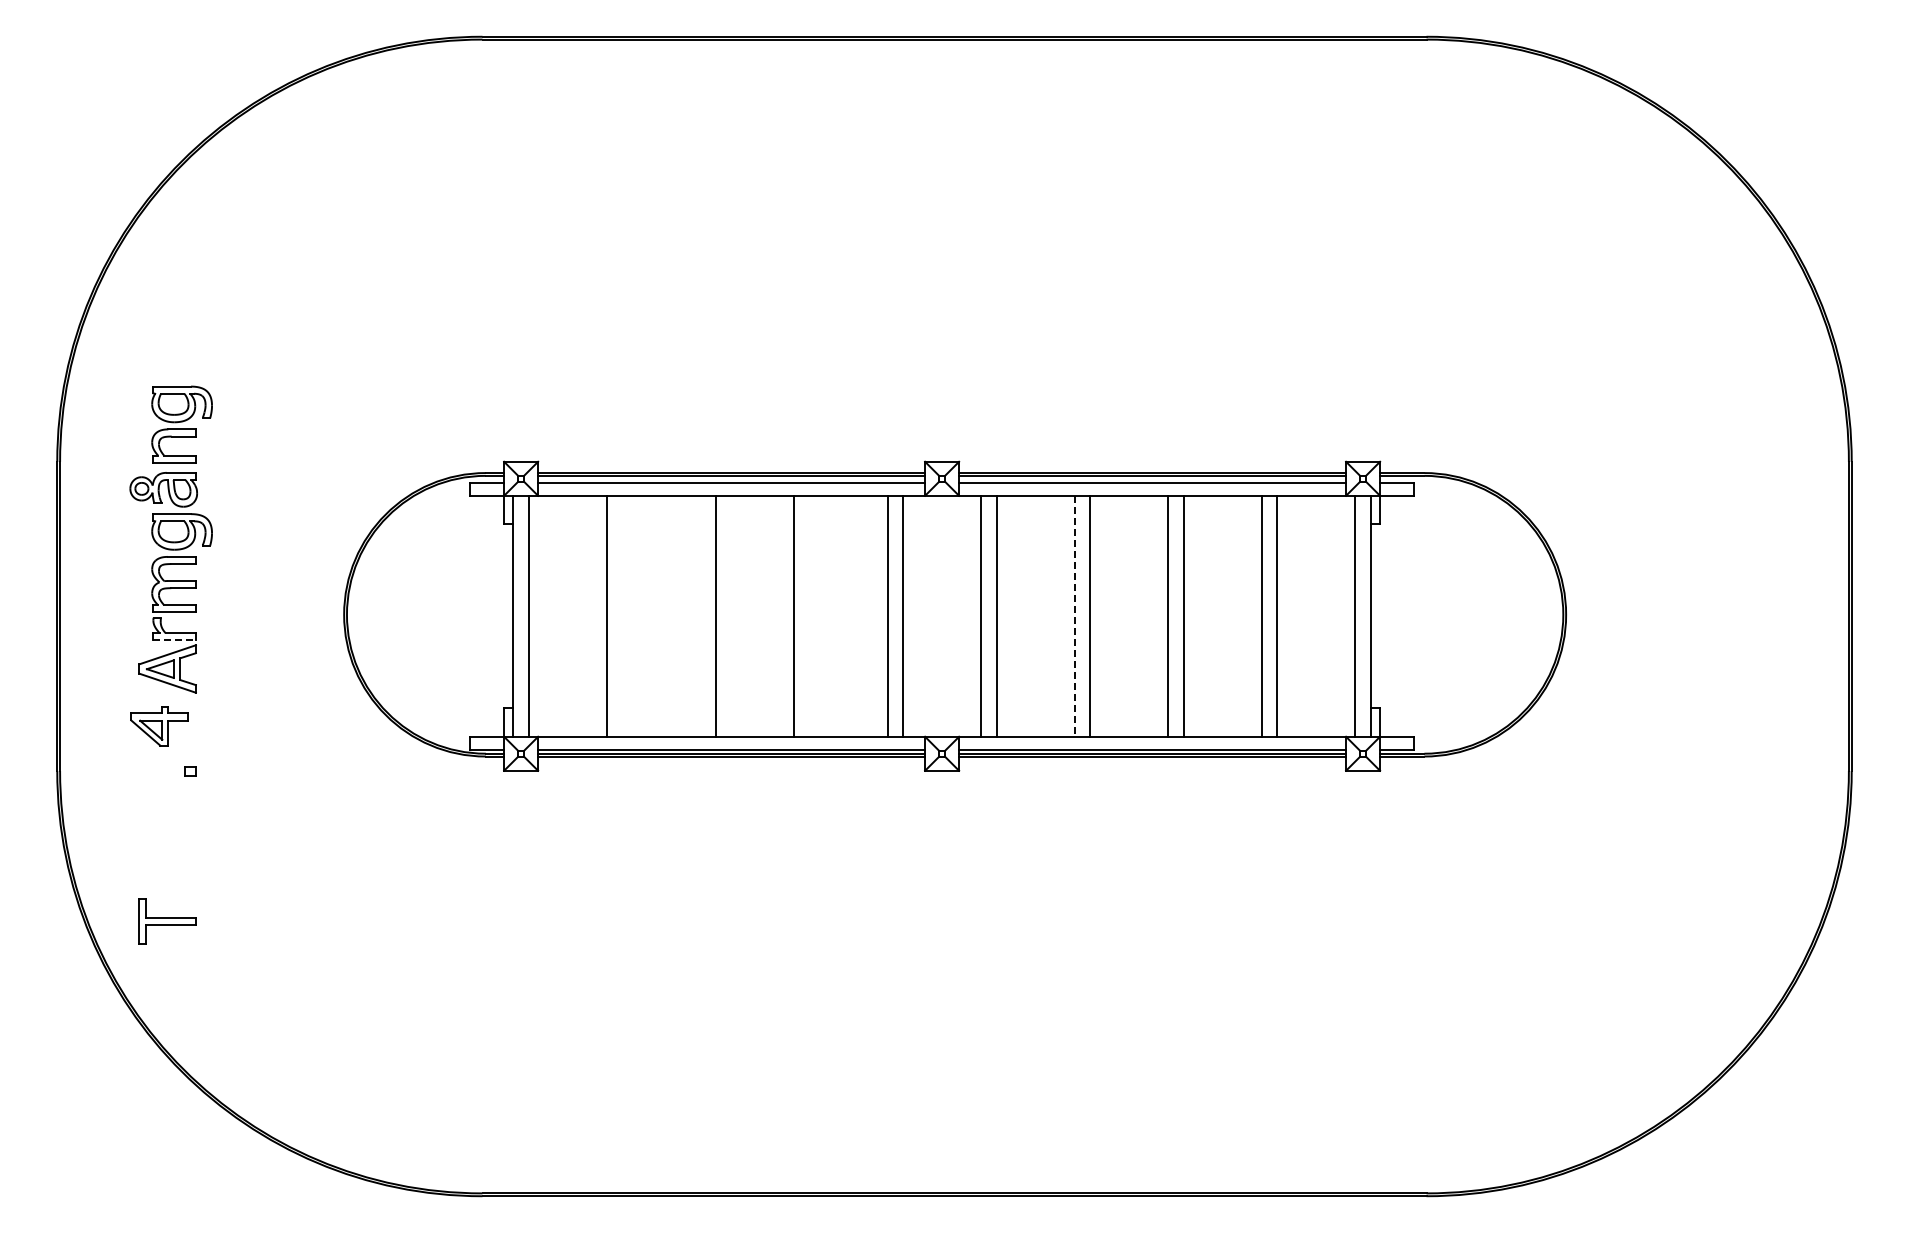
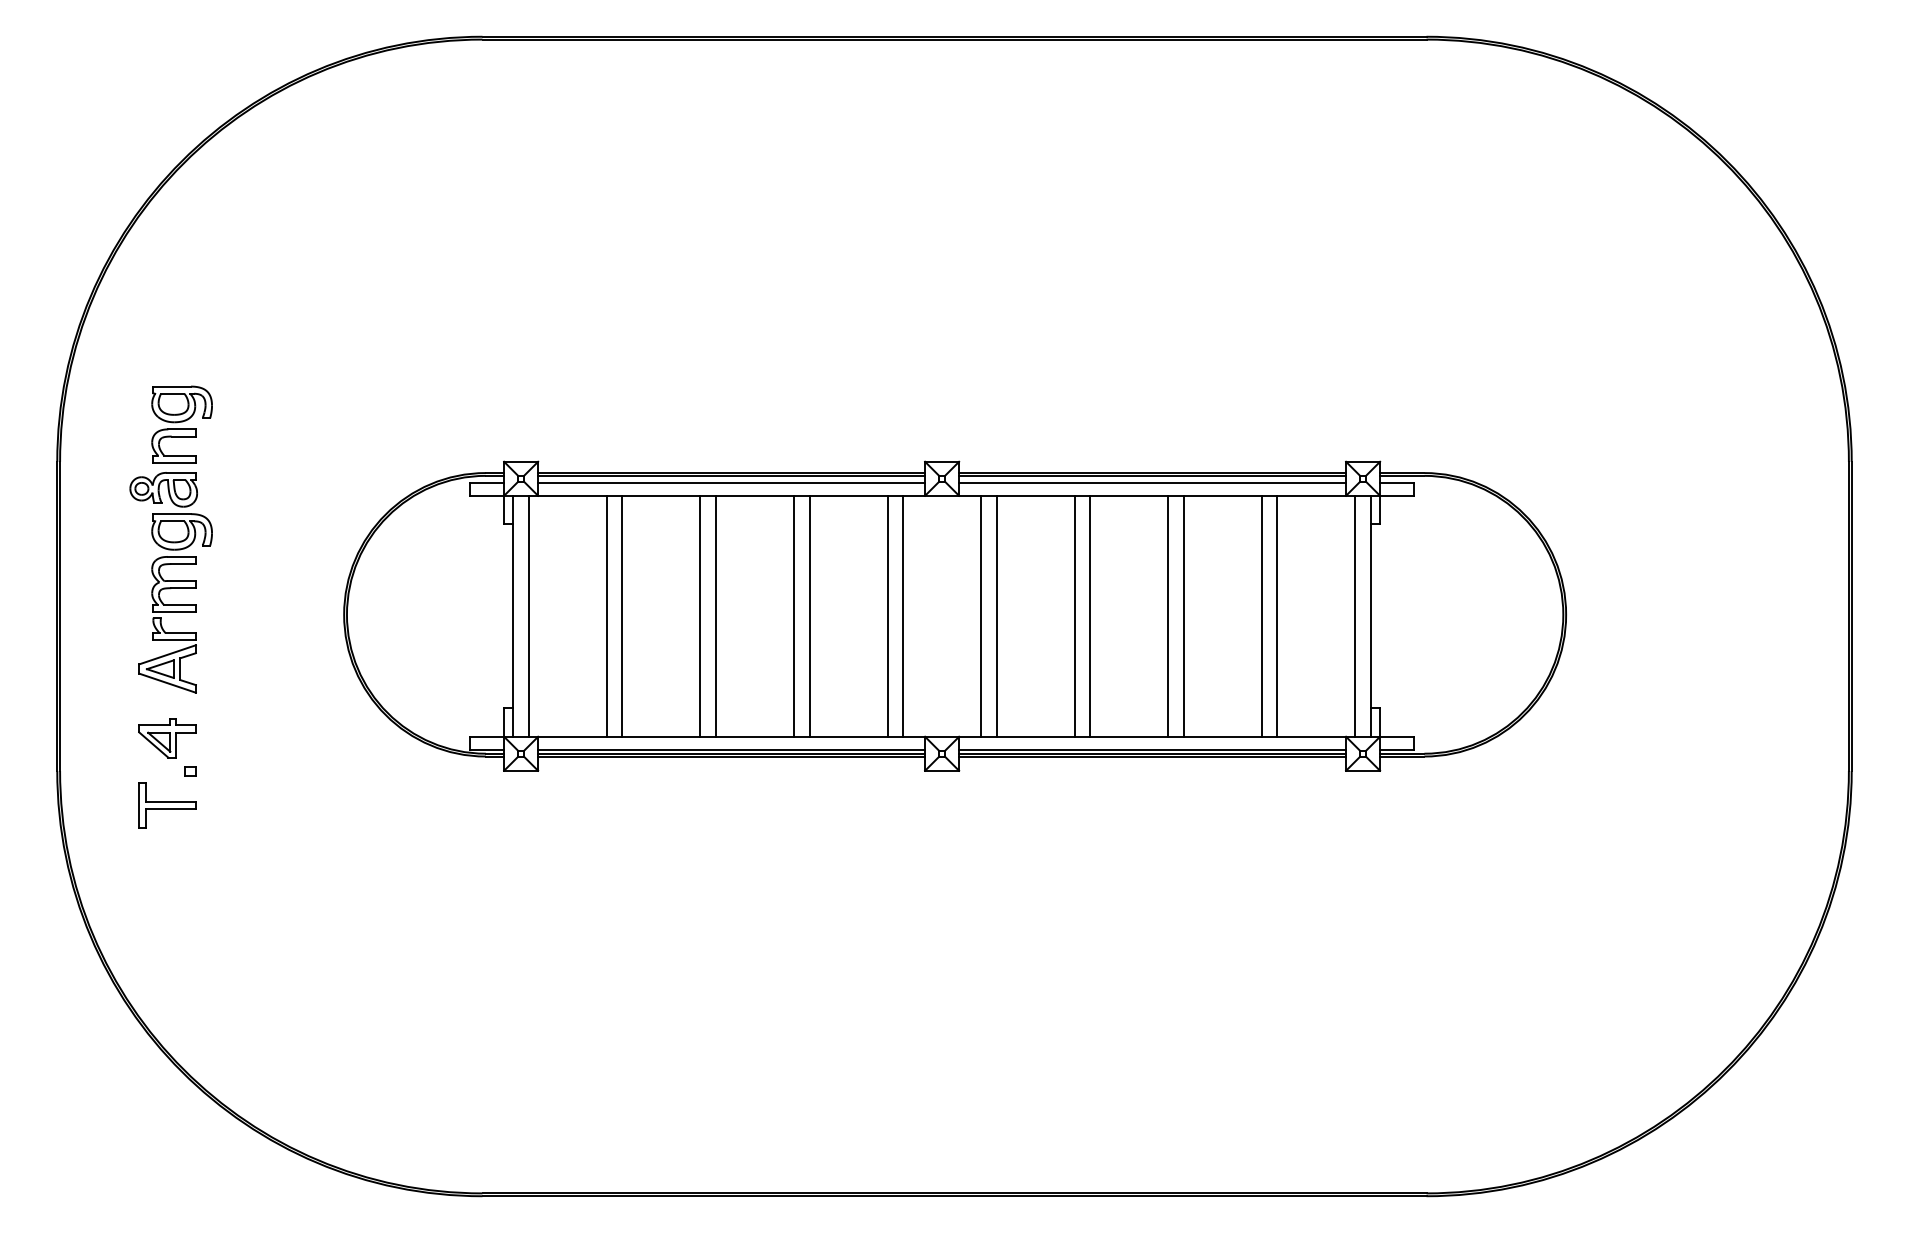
line: none -> present (622, 615)
line: none -> present (700, 615)
line: none -> present (809, 615)
line: dashed -> solid (1074, 616)
line: dashed -> solid (175, 640)
part position: (159, 726) -> (167, 738) (167, 738)
part position: (167, 921) -> (167, 805) (167, 805)
